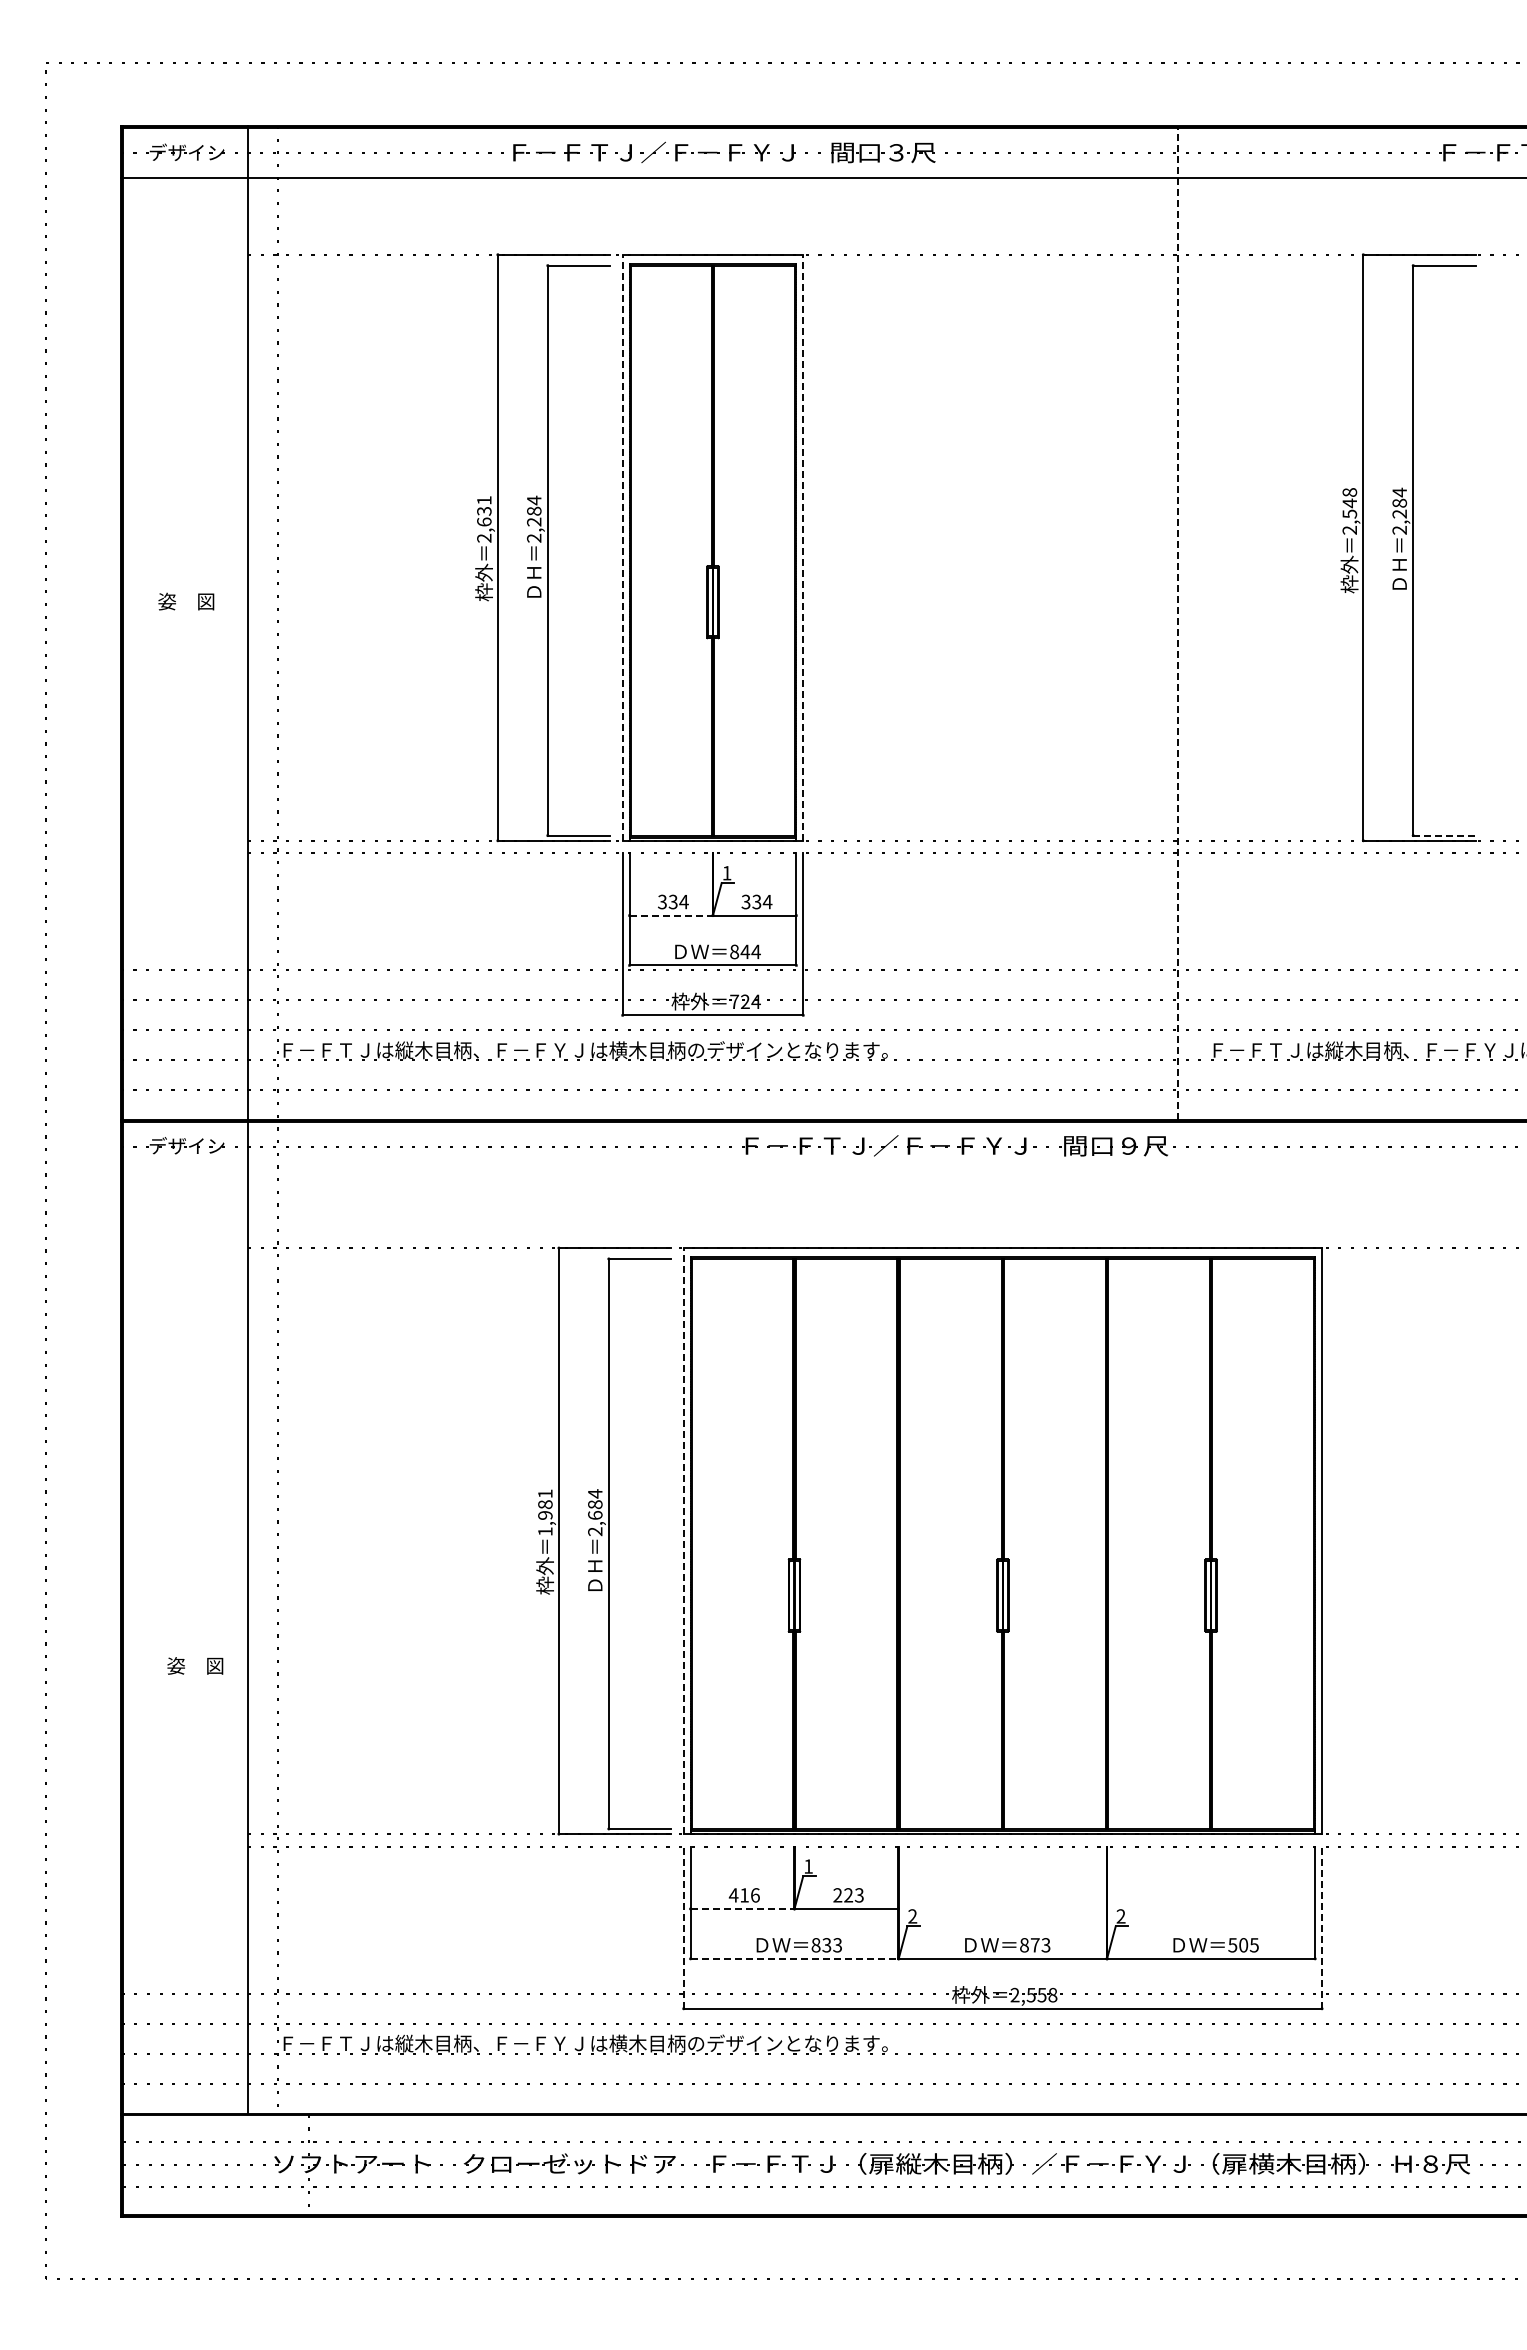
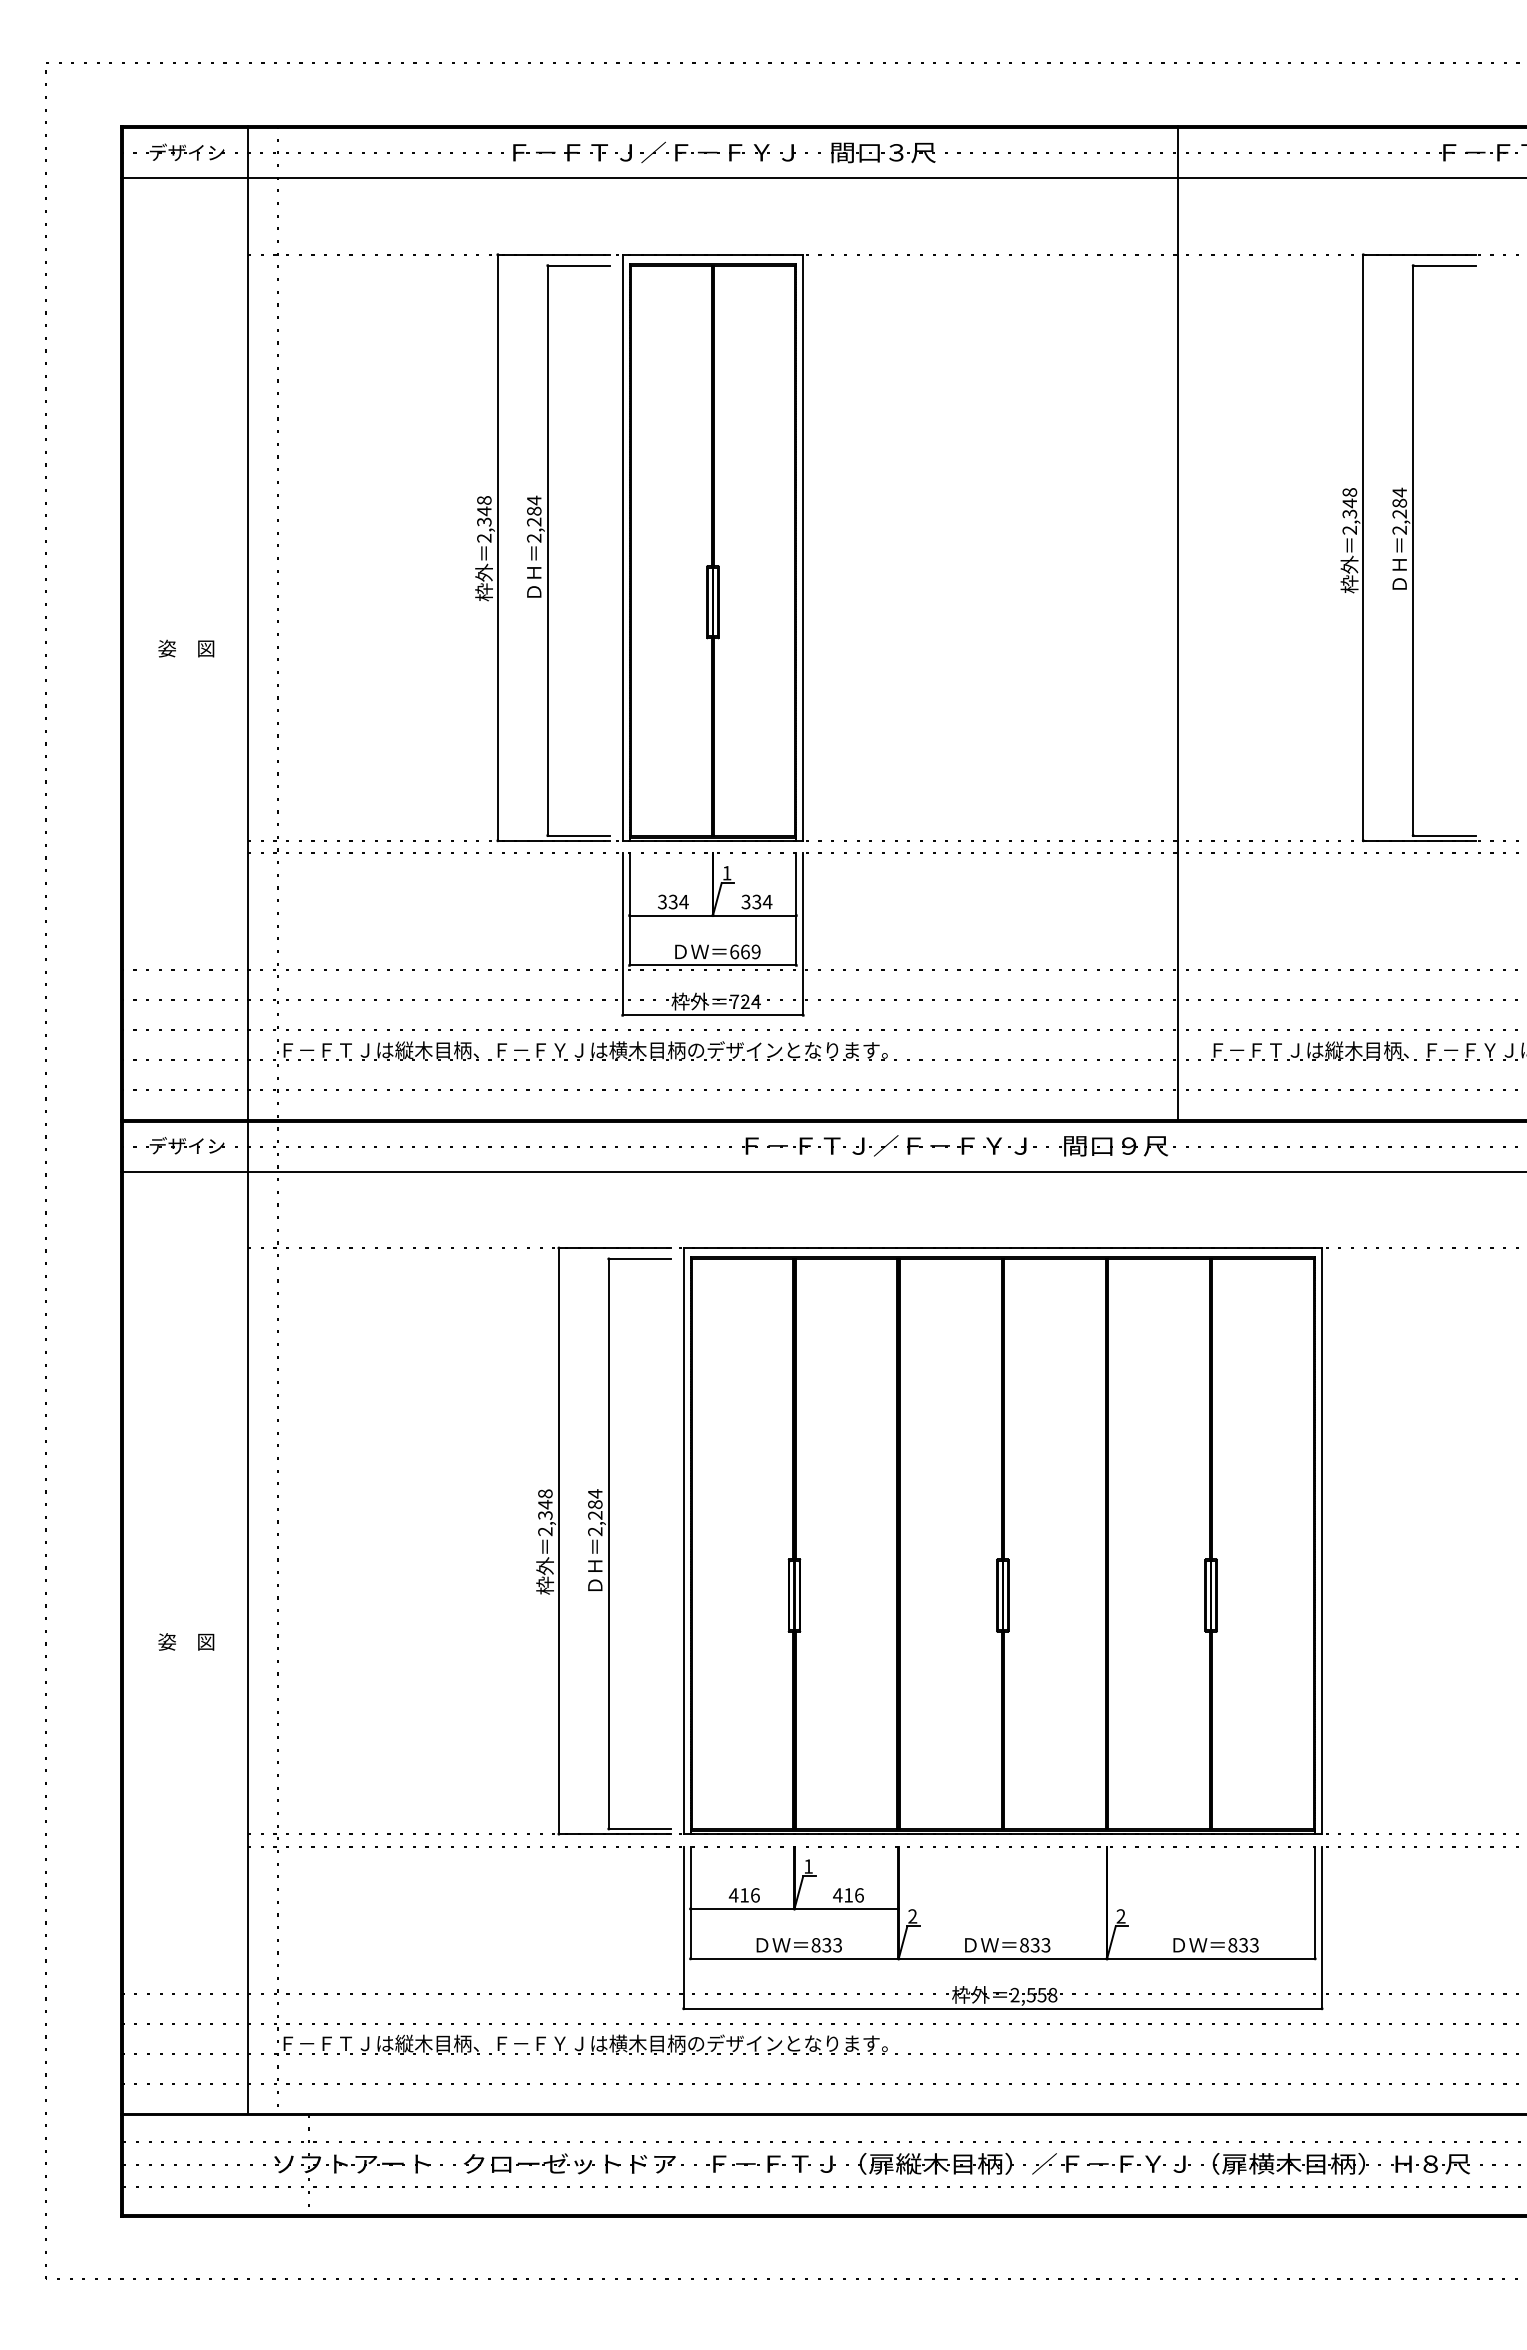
text: 2,631 -> 2,348 (484, 511)
text: 2,548 -> 2,348 (1349, 513)
line: dashed -> solid (622, 547)
line: dashed -> solid (803, 547)
text position: (186, 601) -> (186, 648) (186, 648)
line: dashed -> solid (1177, 622)
line: dashed -> solid (1444, 835)
line: dashed -> solid (671, 915)
text: 844 -> 669 (745, 951)
line: none -> present (821, 1171)
text: 1,981 -> 2,348 (545, 1512)
text: 2,684 -> 2,284 (595, 1515)
line: dashed -> solid (683, 1541)
text position: (195, 1665) -> (186, 1641) (186, 1641)
text: 223 -> 416 (848, 1895)
line: dashed -> solid (742, 1908)
line: dashed -> solid (683, 1927)
line: dashed -> solid (1322, 1927)
text: 873 -> 833 (1034, 1945)
text: 505 -> 833 (1243, 1945)
line: dashed -> solid (794, 1958)
